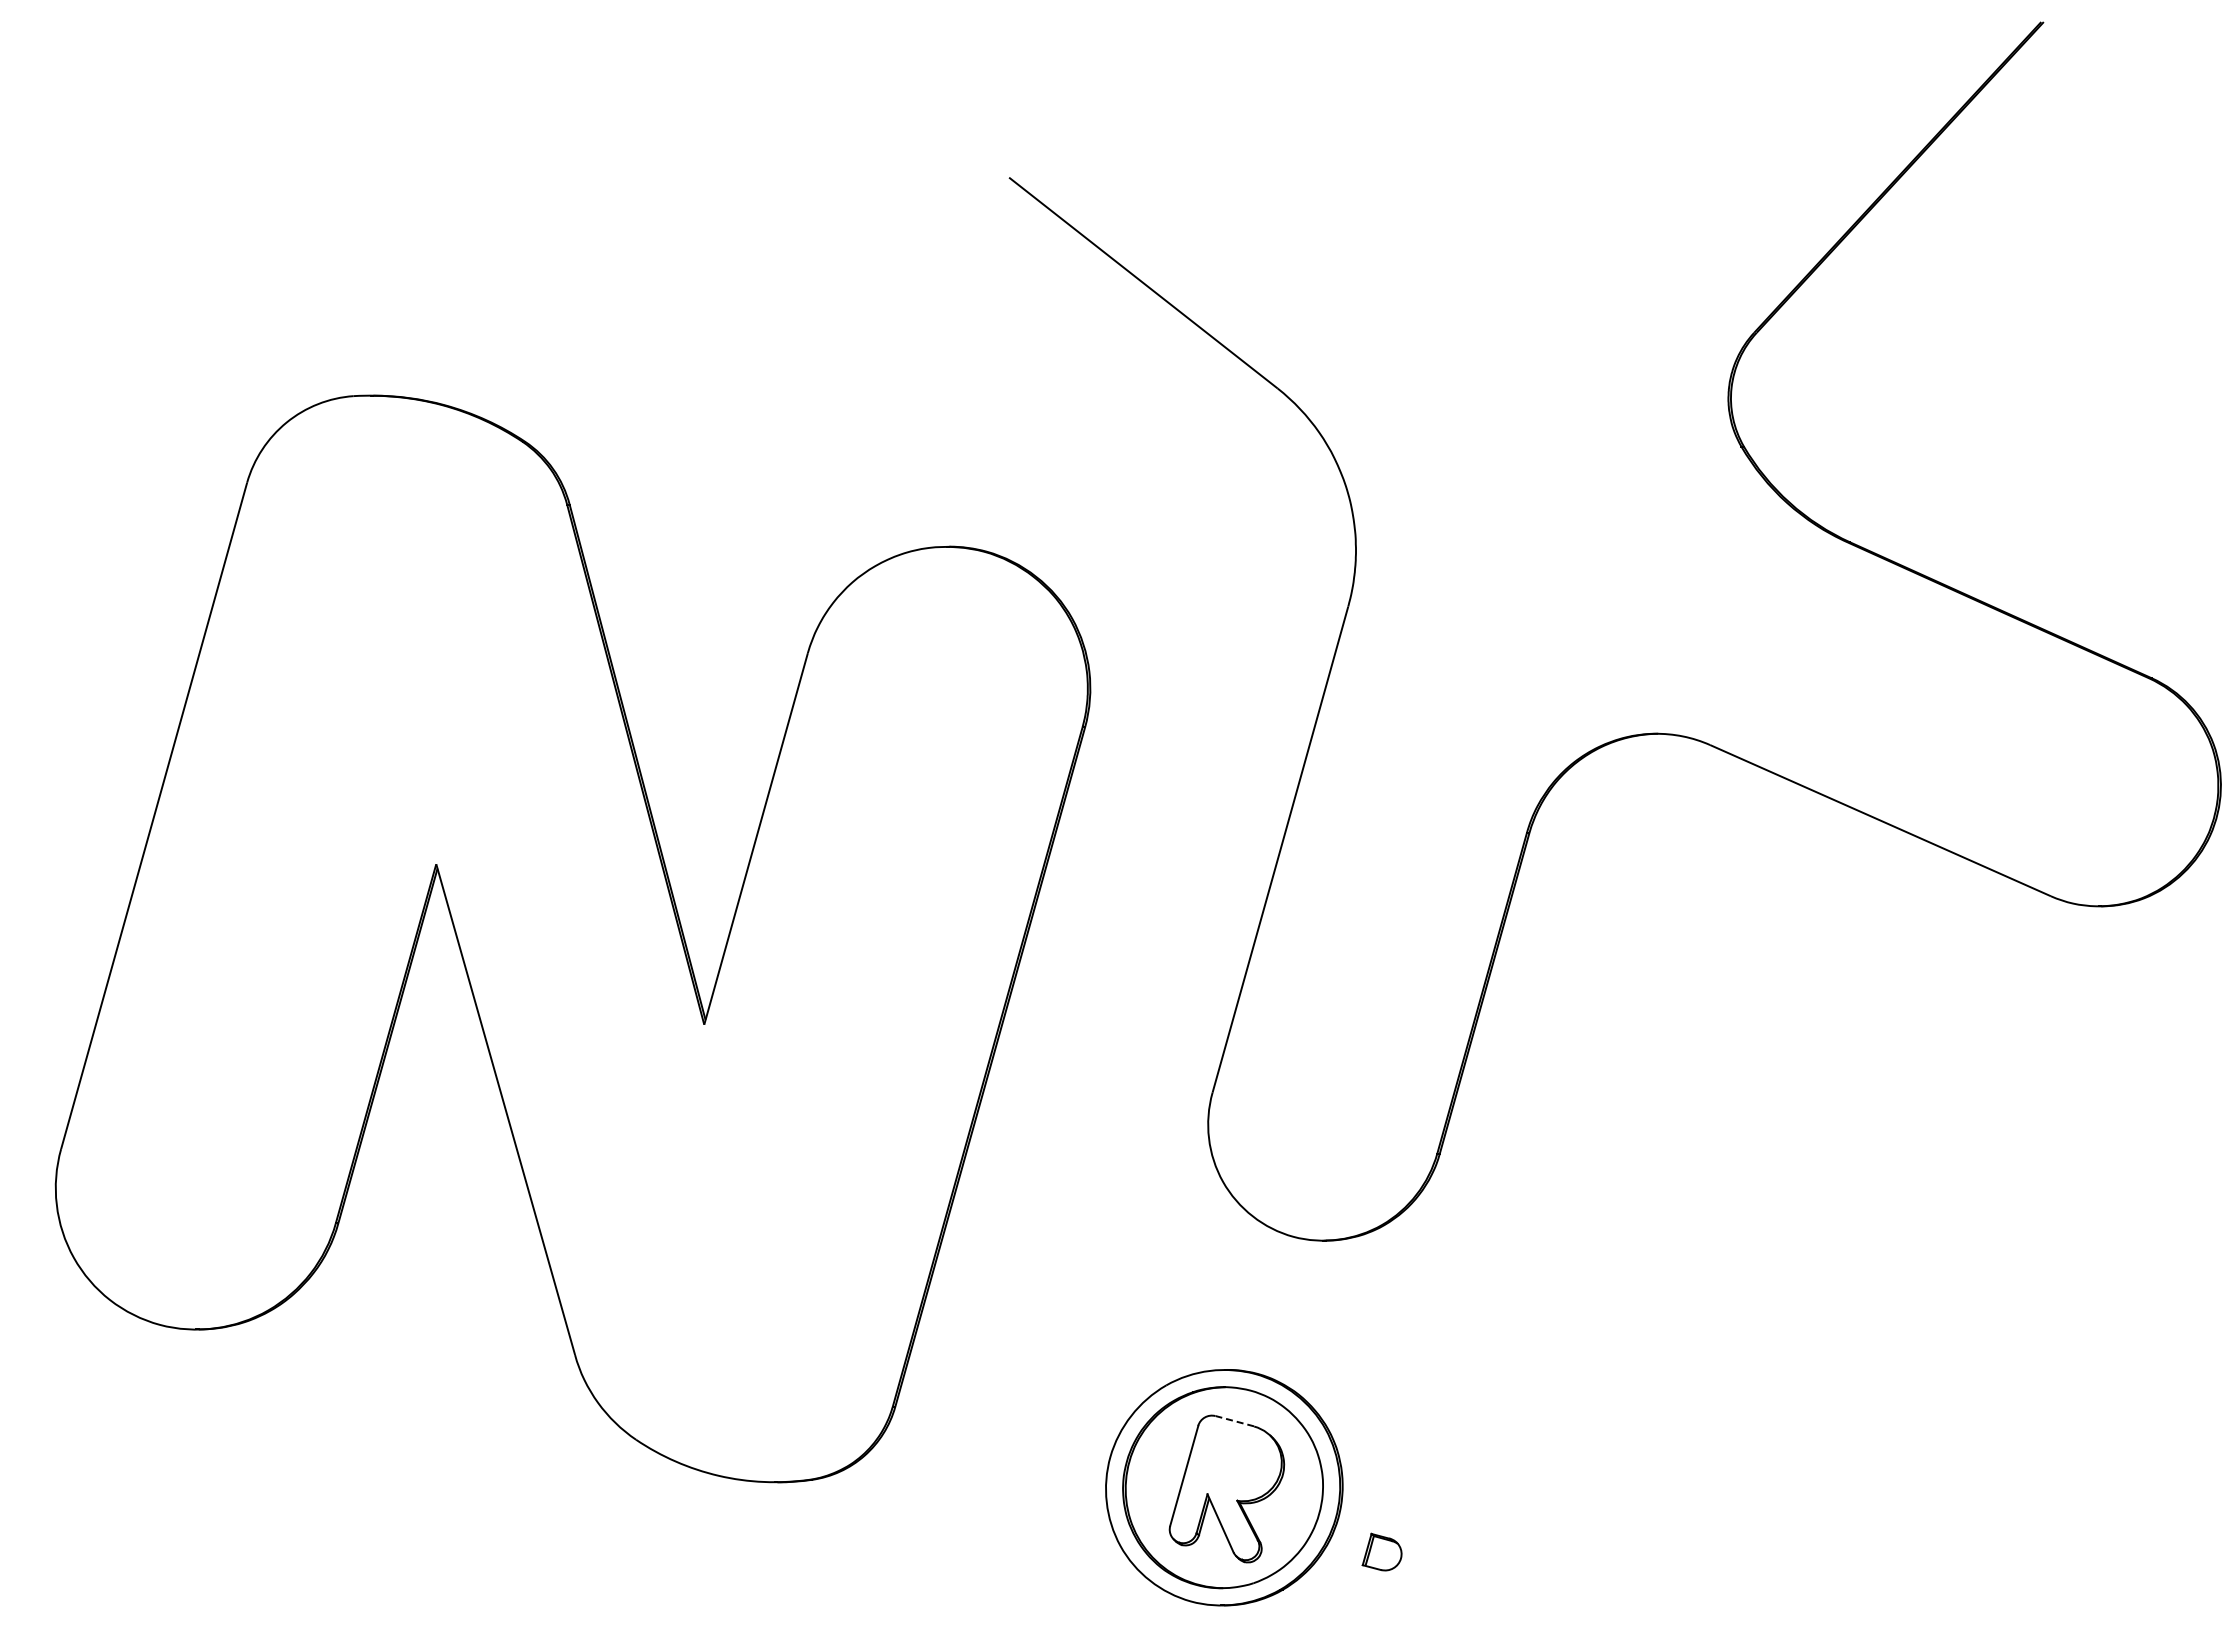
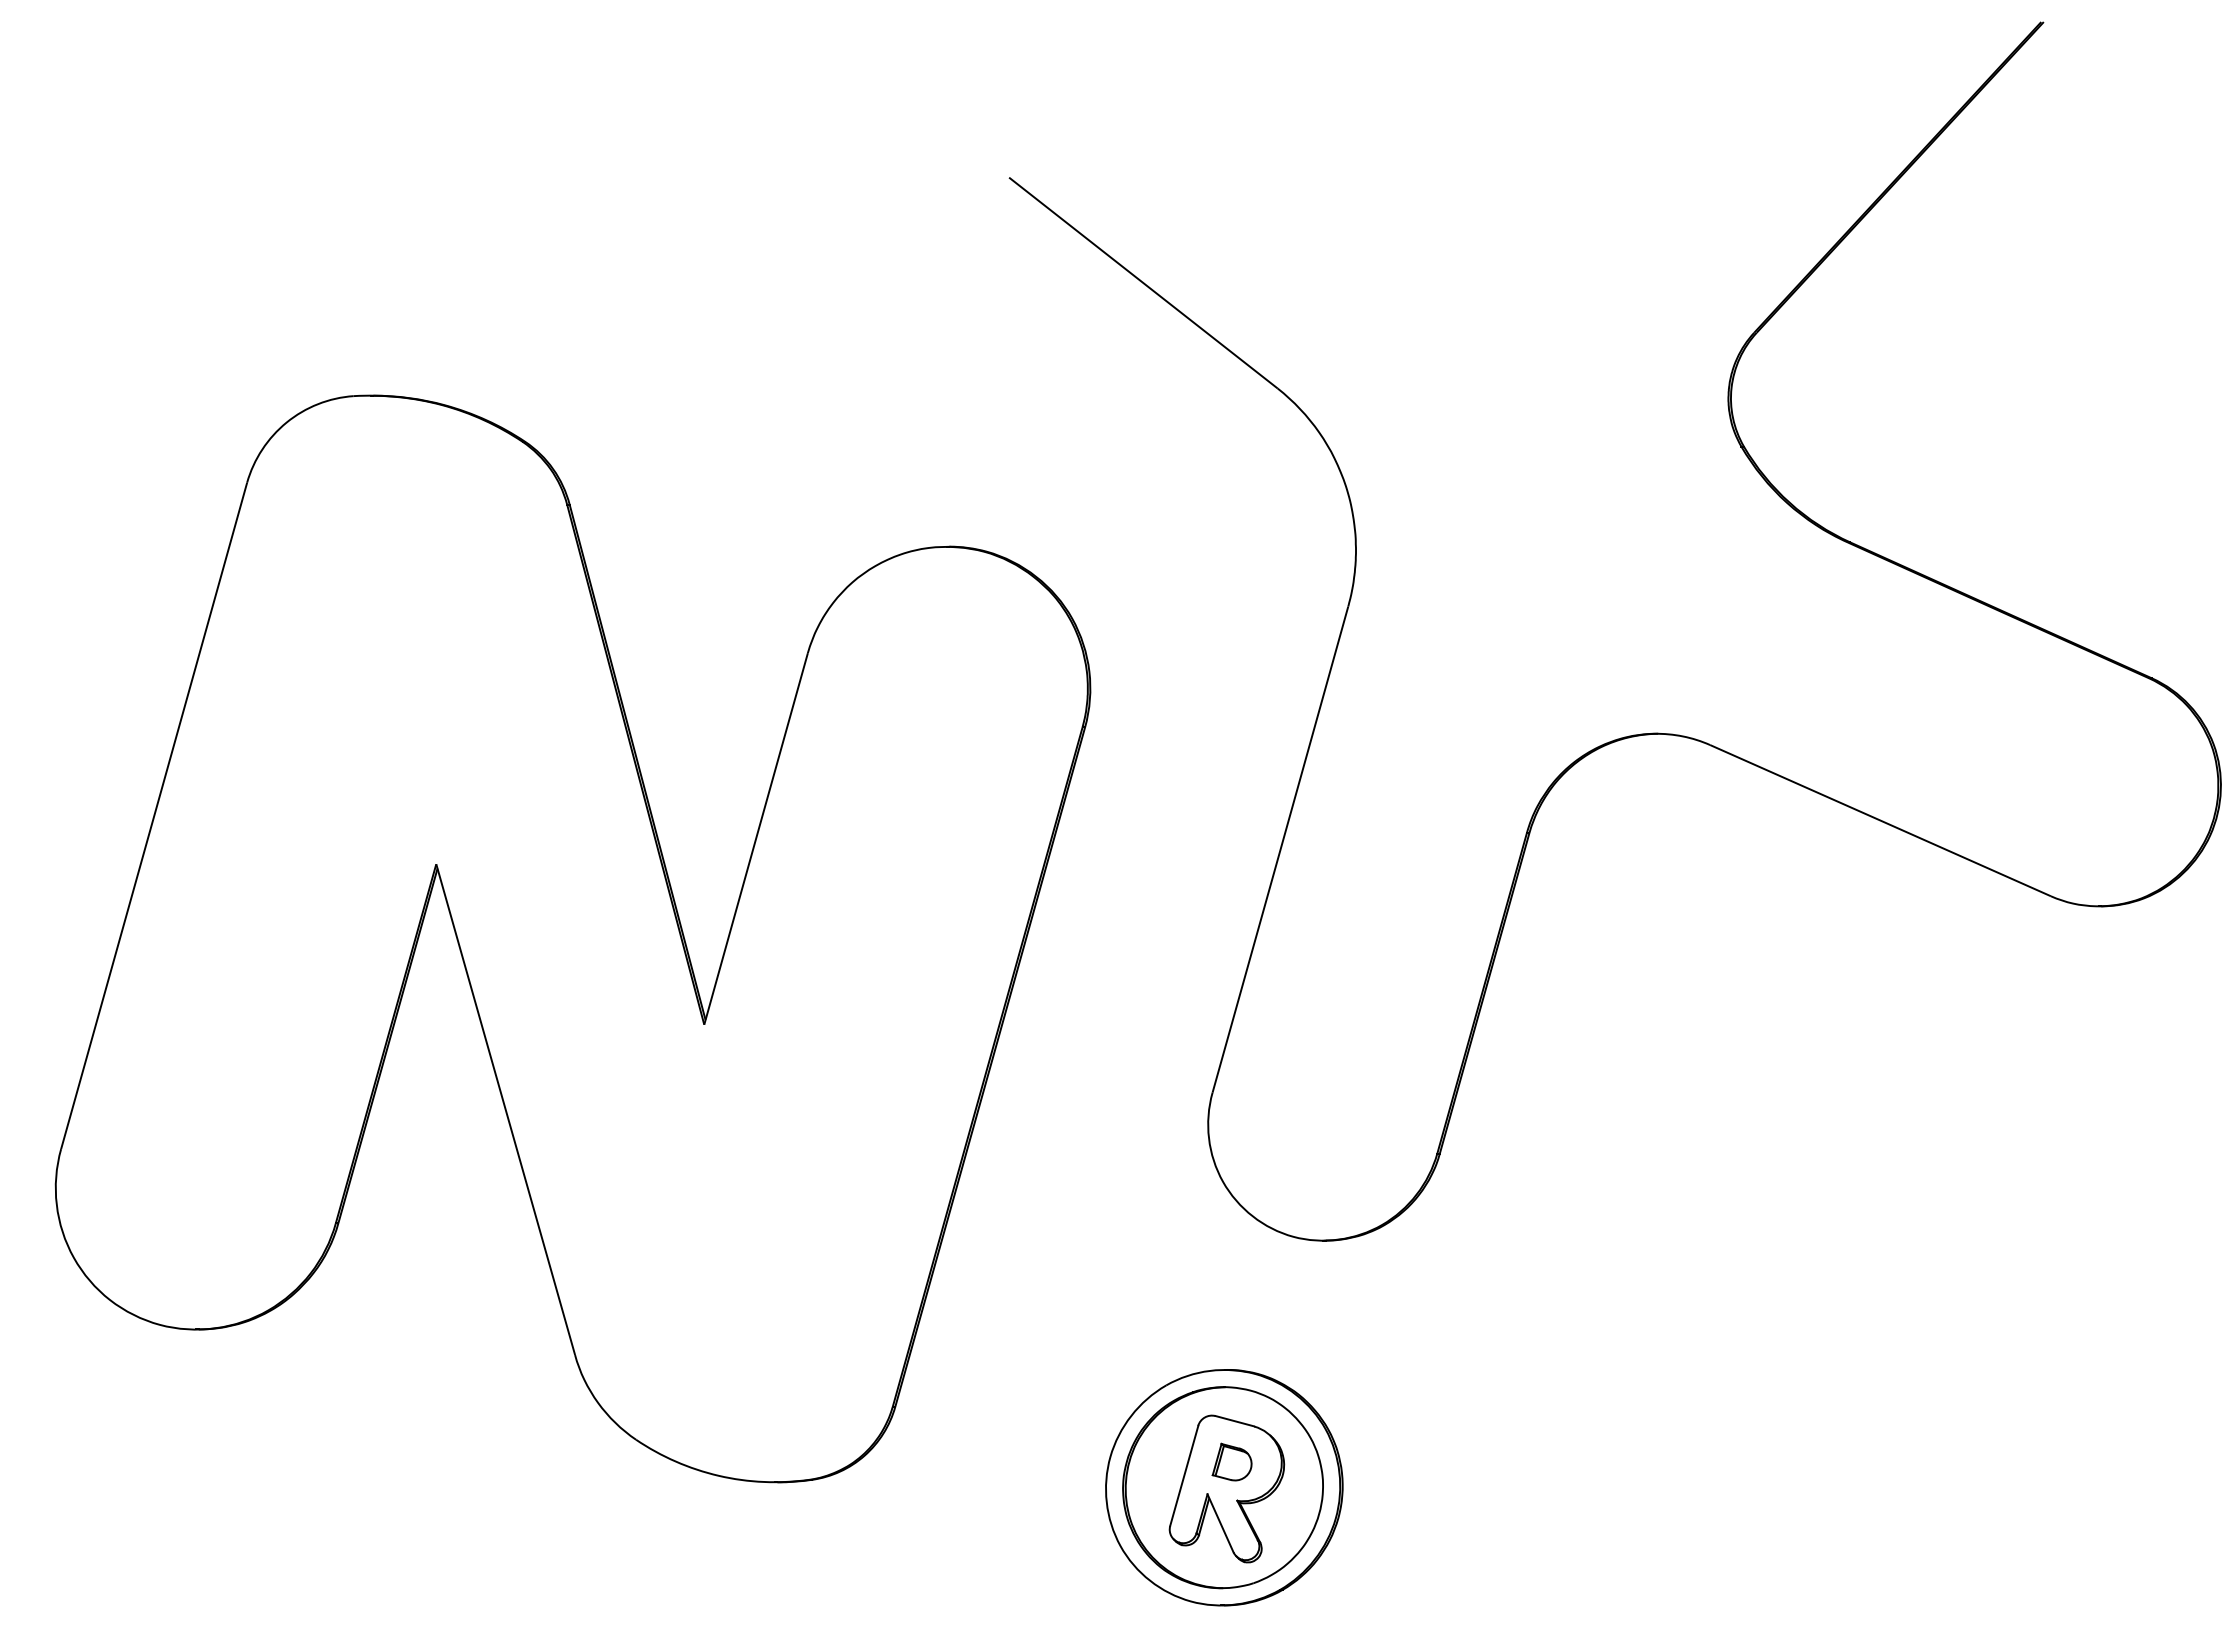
line: dashed -> solid (1234, 1421)
part position: (1381, 1551) -> (1231, 1461) (1231, 1461)
